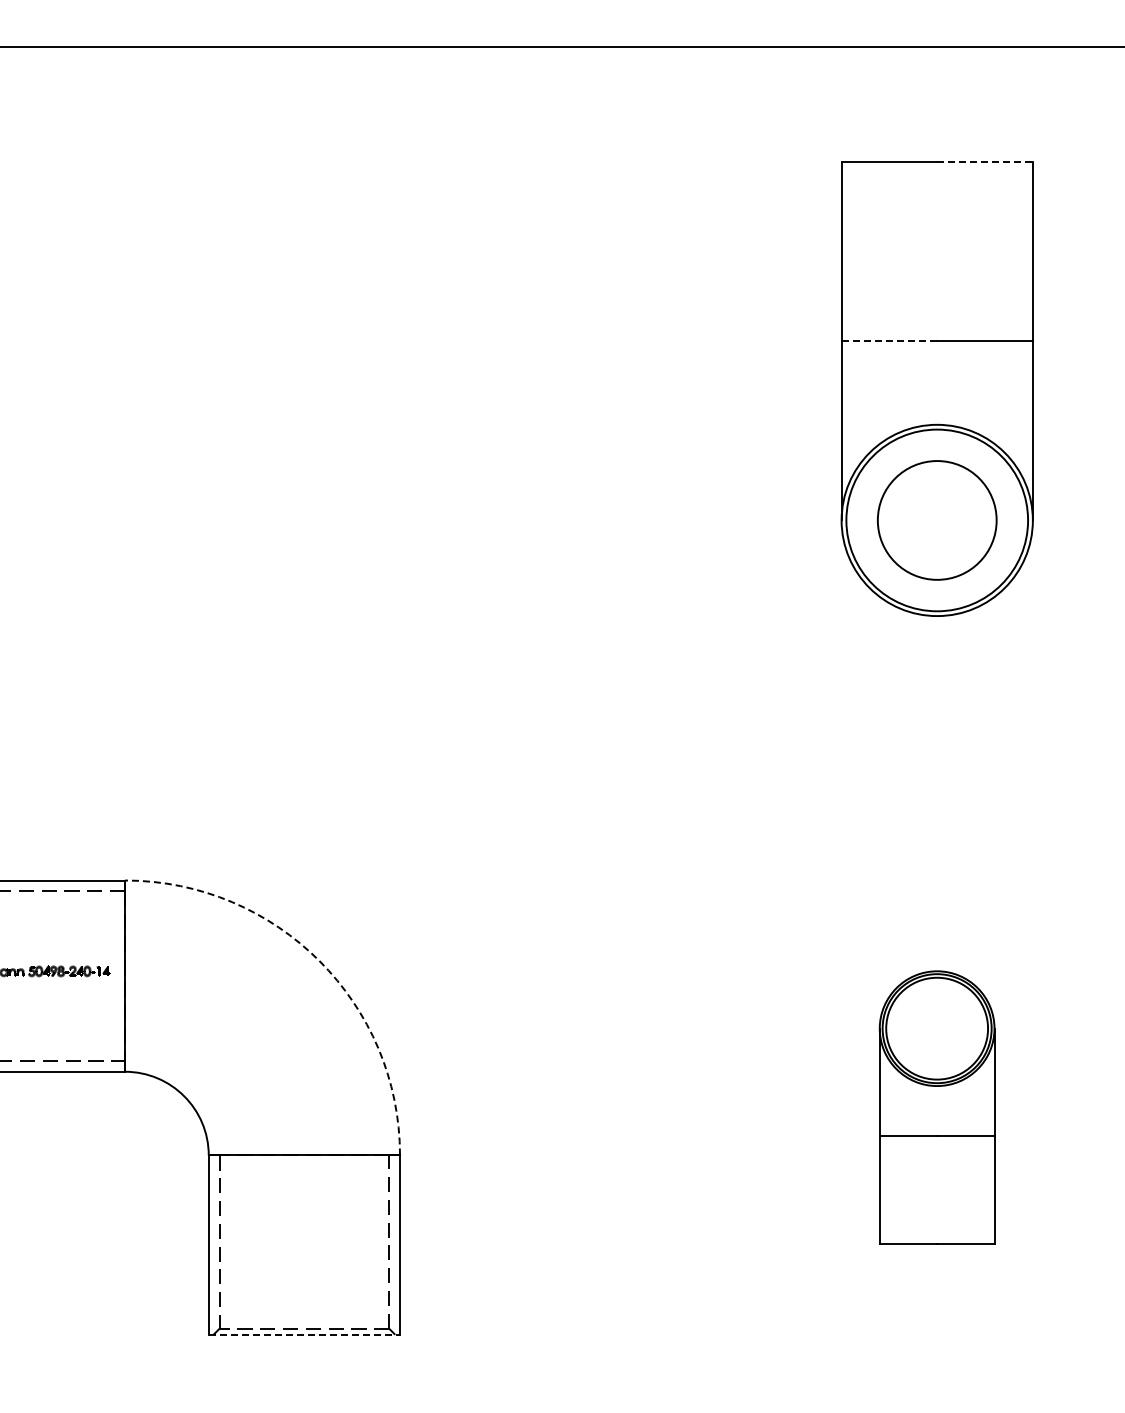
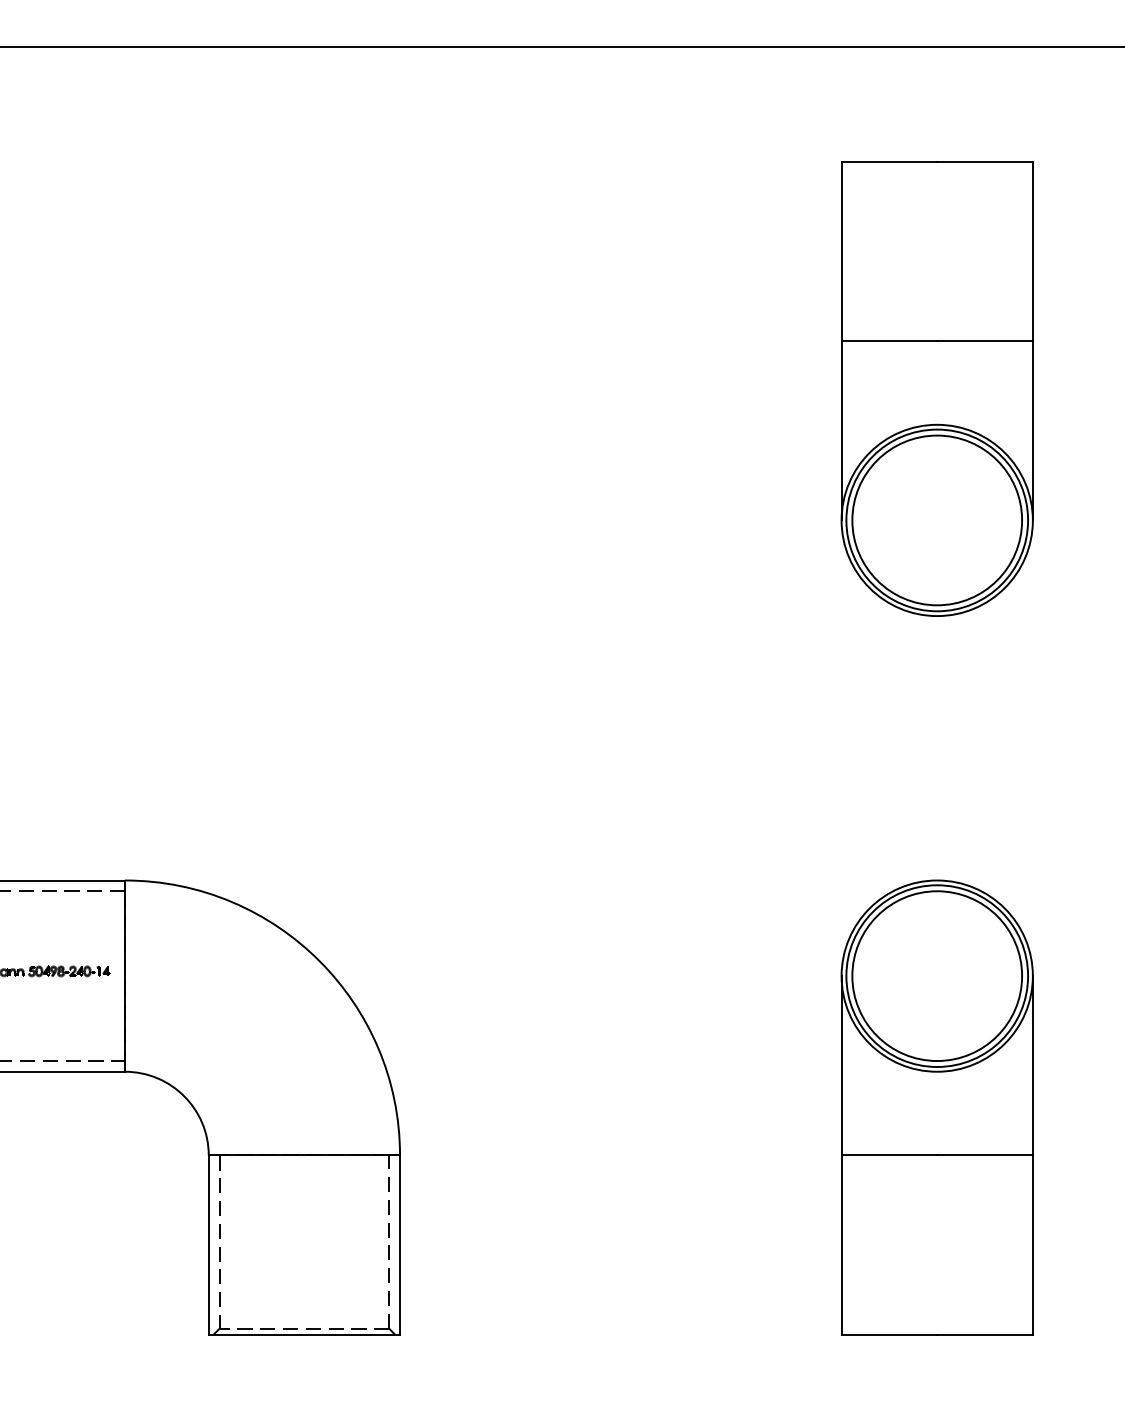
line: dashed -> solid (985, 161)
line: dashed -> solid (889, 341)
circle diameter: 119 px -> 170 px (937, 520)
arc: dashed -> solid (319, 961)
part size: 118x275 px -> 194x457 px (936, 1107)
line: dashed -> solid (304, 1334)
